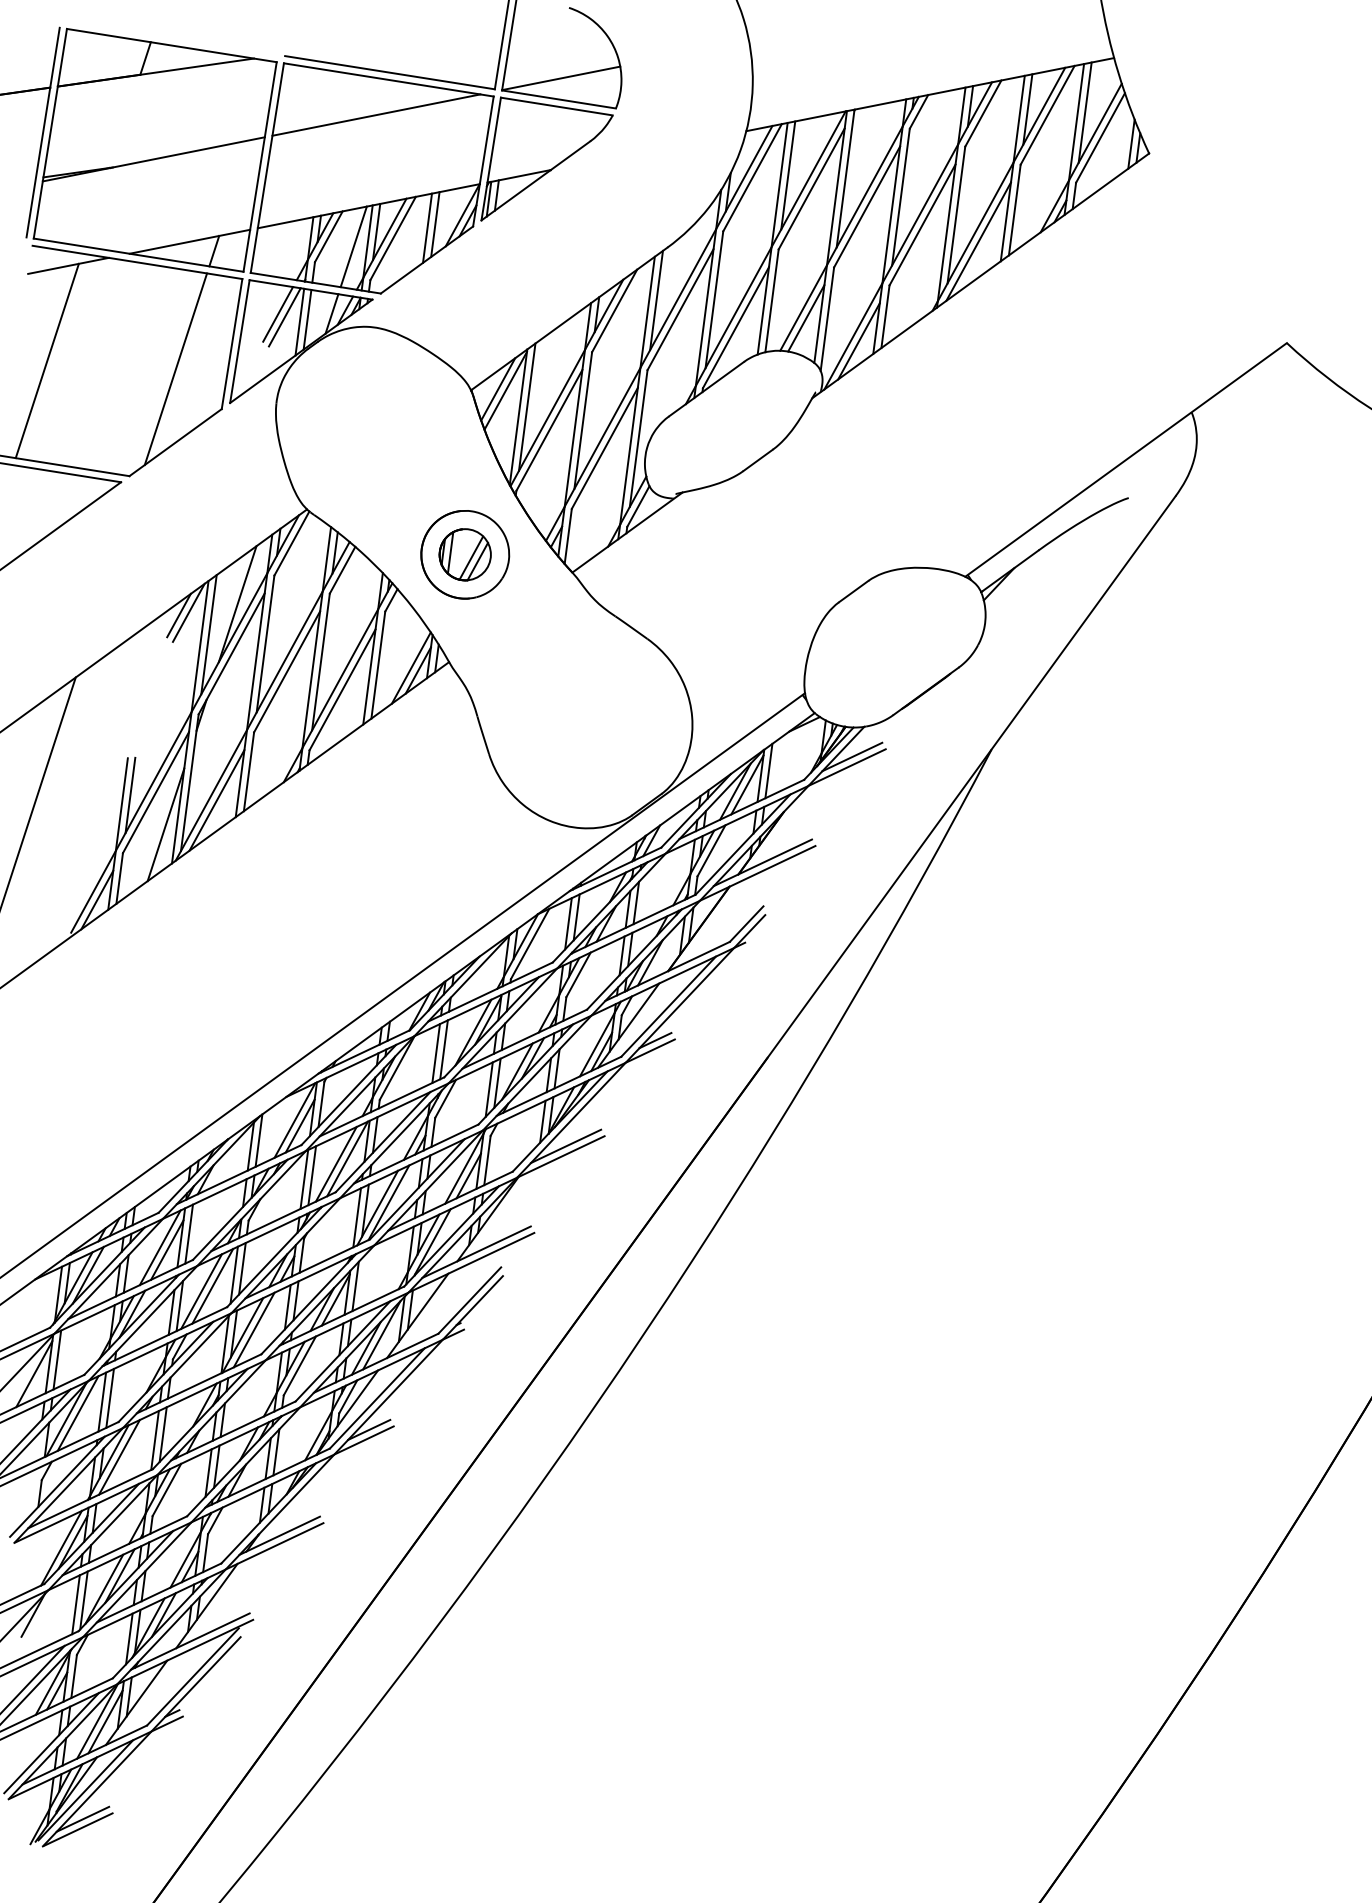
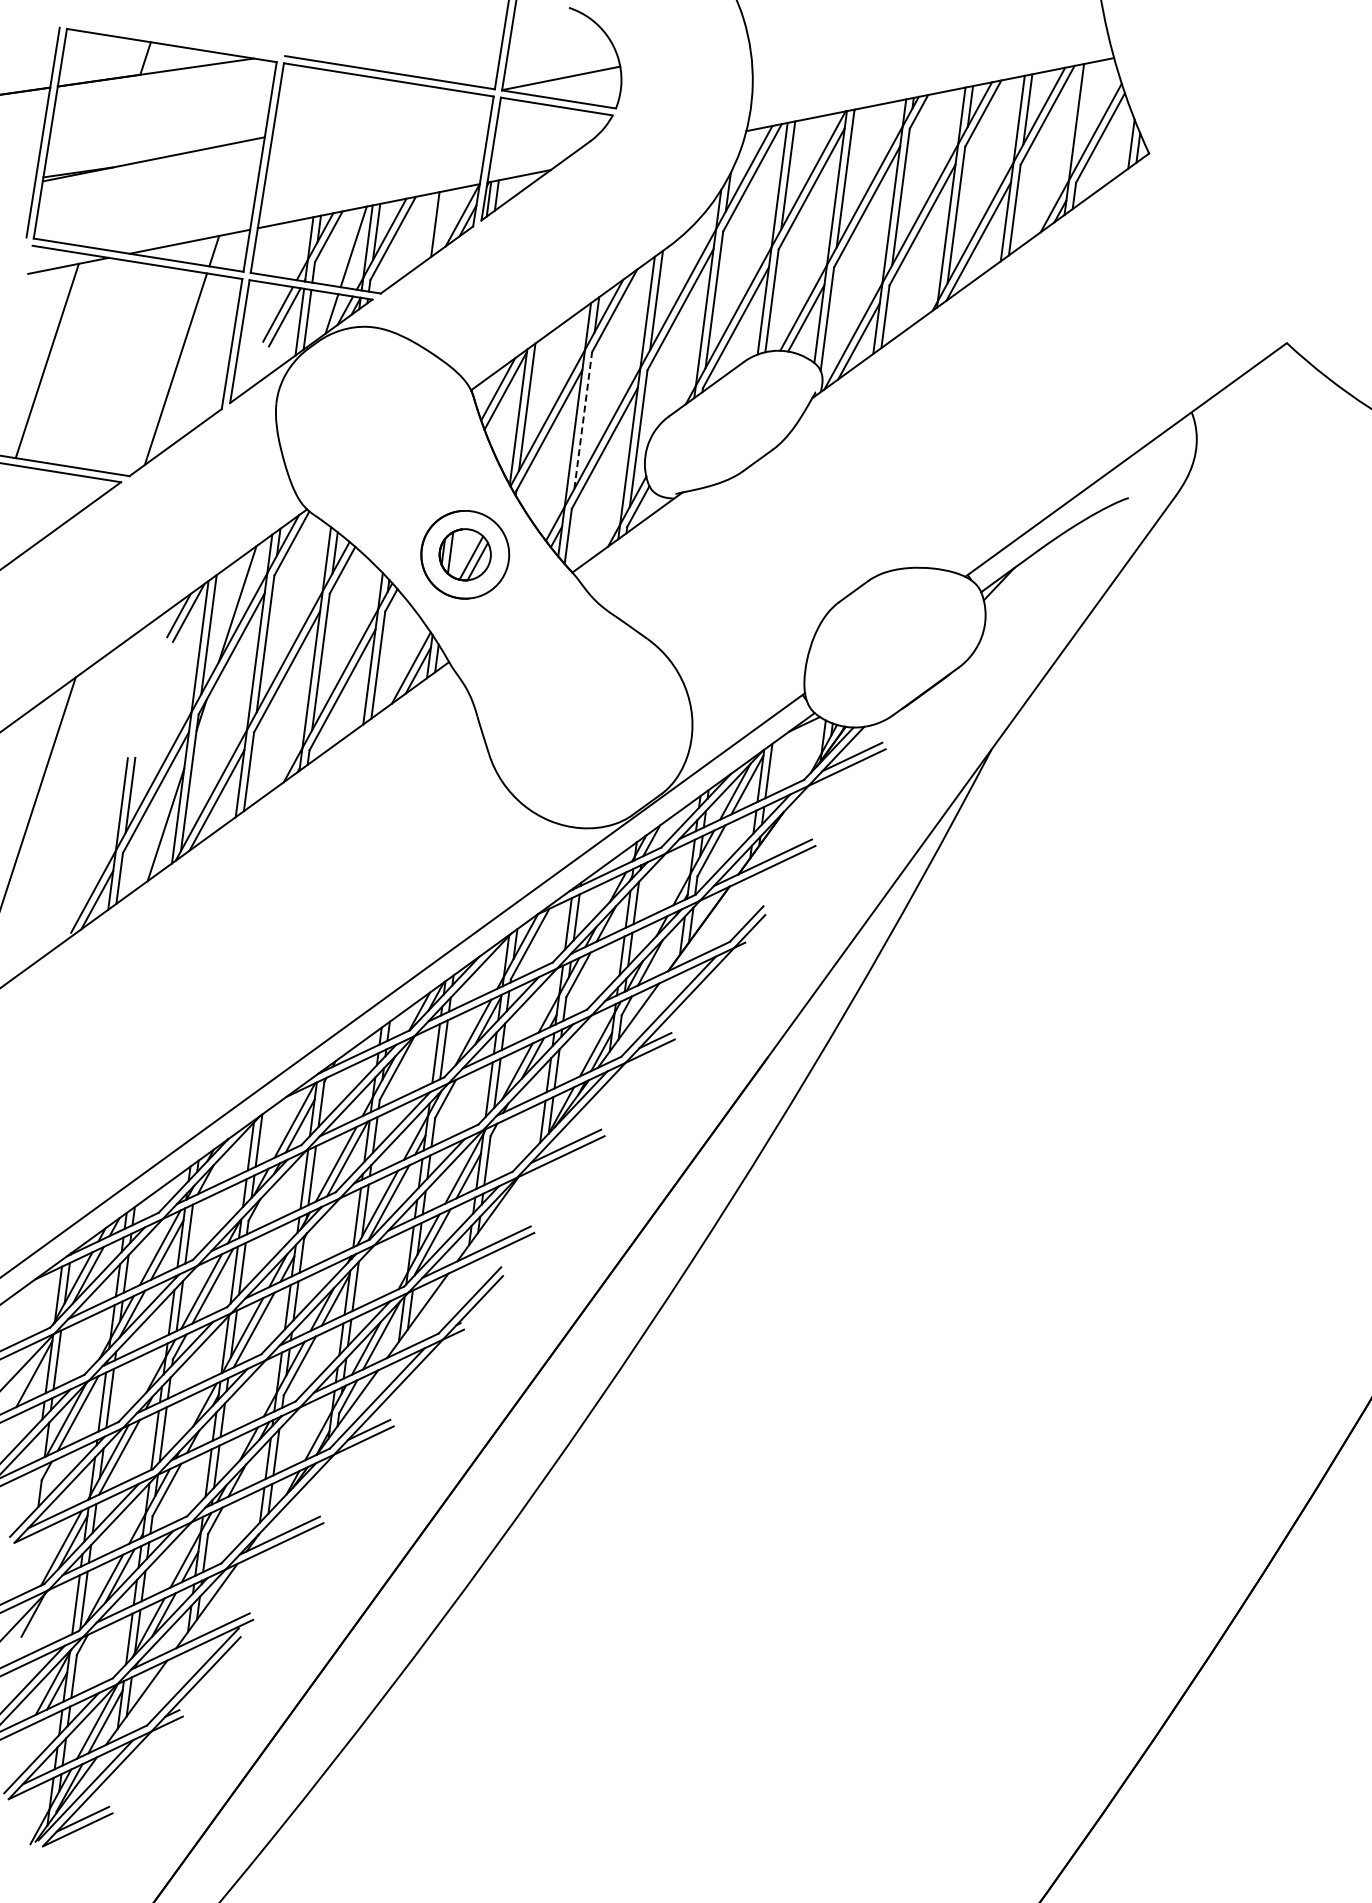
line: present -> none (1084, 112)
line: present -> none (376, 114)
line: present -> none (427, 227)
line: solid -> dashed (583, 420)
